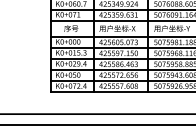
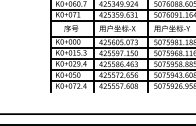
line: present -> none (121, 91)
